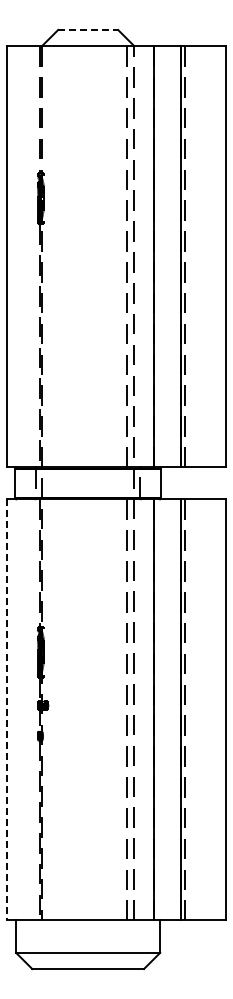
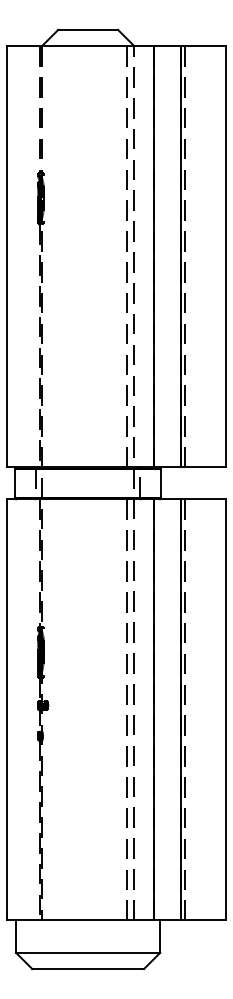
line: dashed -> solid (88, 29)
line: dashed -> solid (7, 710)
